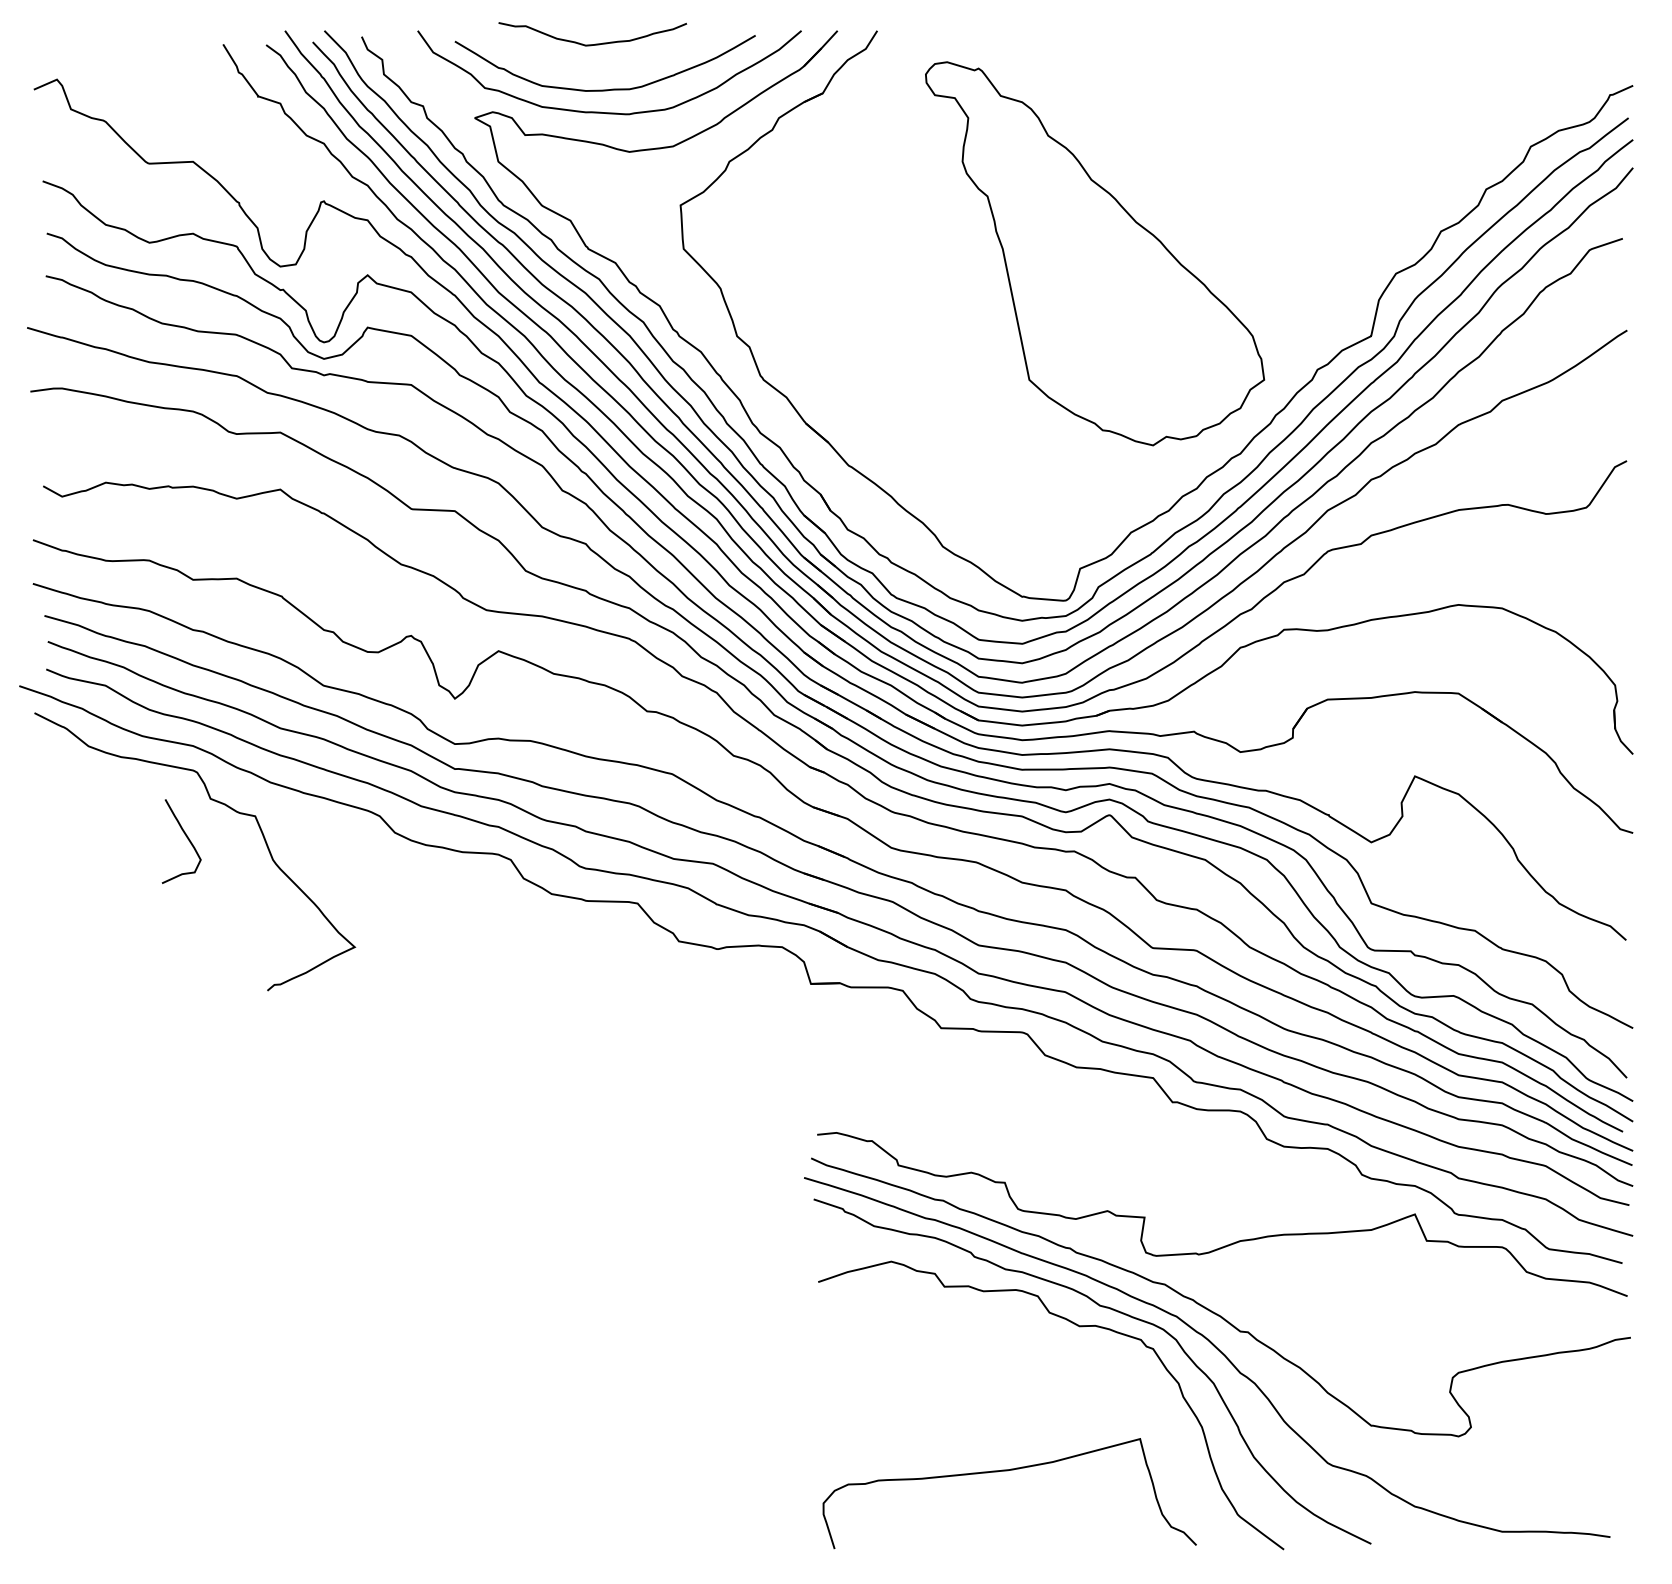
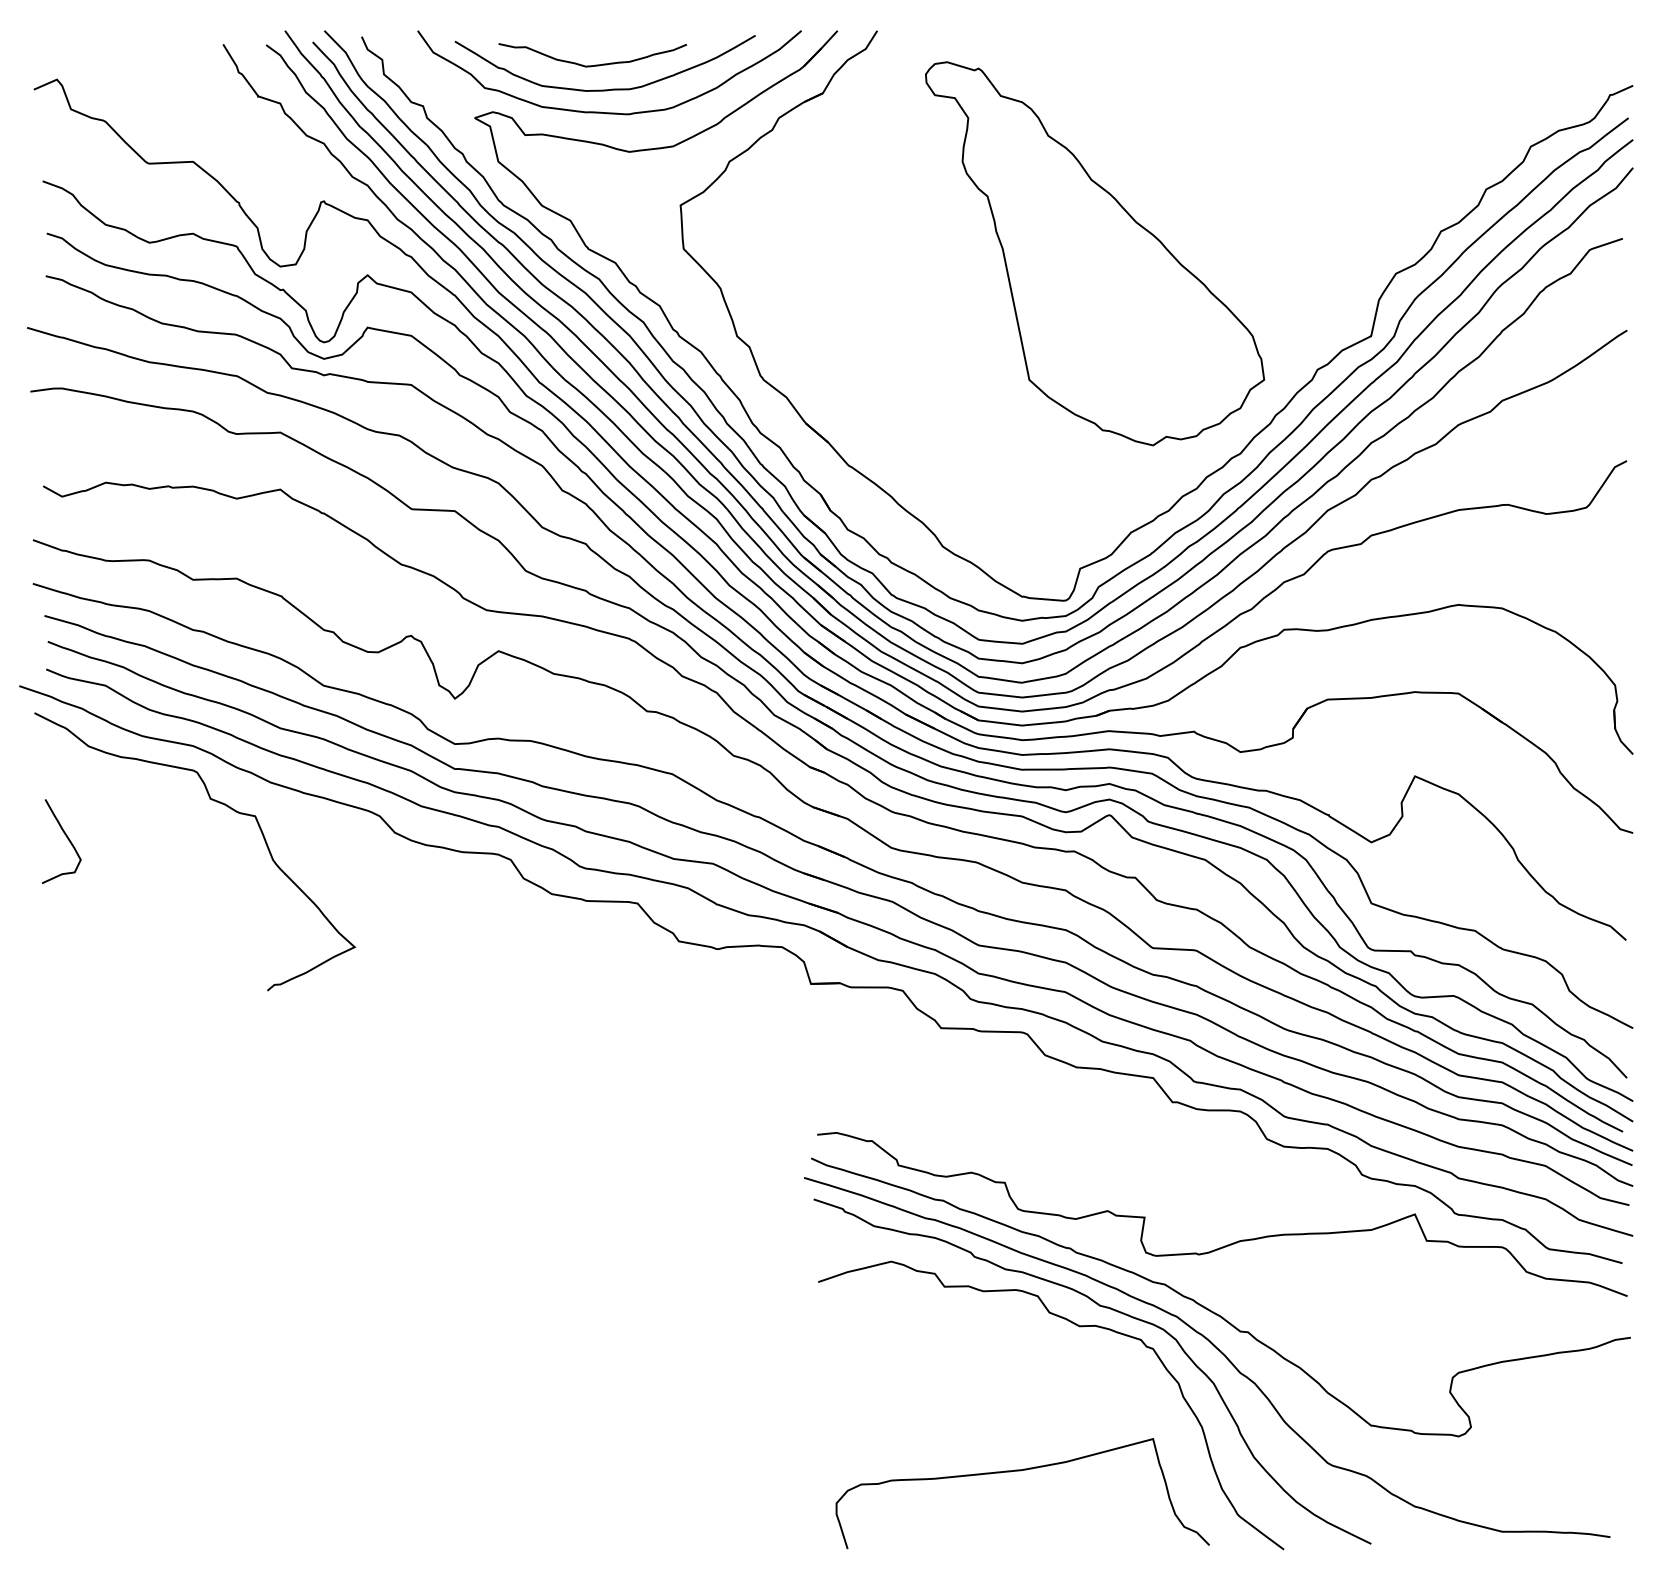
curve position: (595, 43) -> (595, 64) (595, 64)
curve position: (187, 839) -> (67, 839) (67, 839)
curve position: (1007, 1471) -> (1020, 1471) (1020, 1471)
